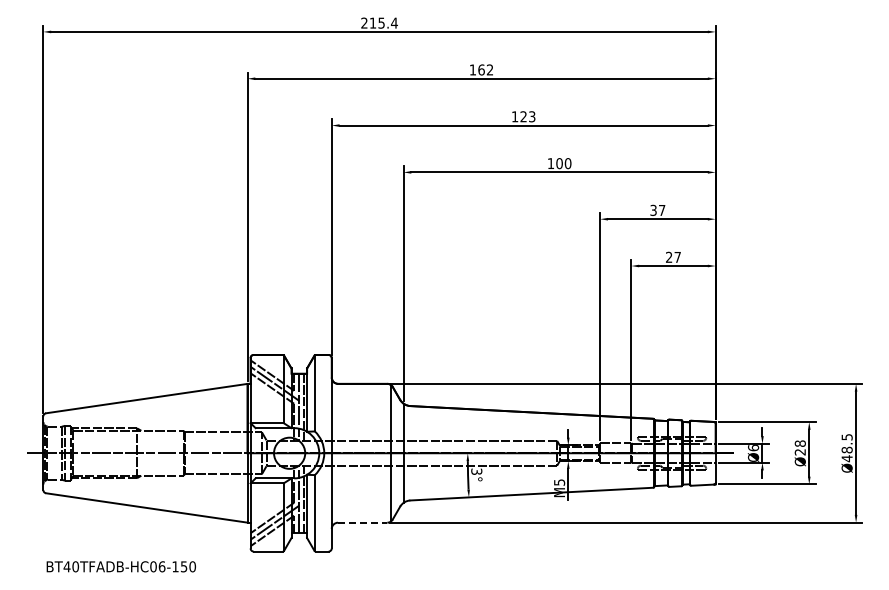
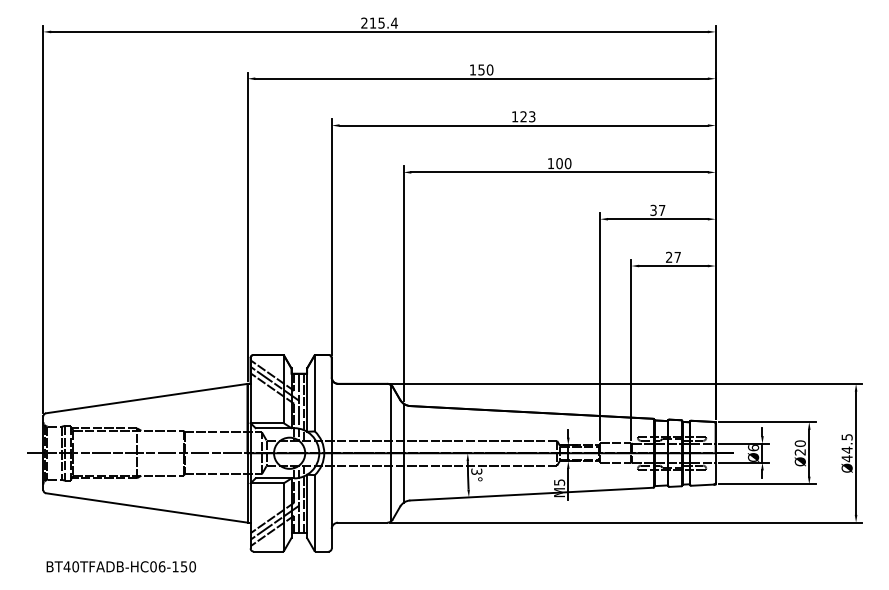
text: 162 -> 150 (485, 69)
text: Ø28 -> Ø20 (800, 443)
text: Ø48.5 -> Ø44.5 (846, 449)
line: dashed -> solid (362, 522)
